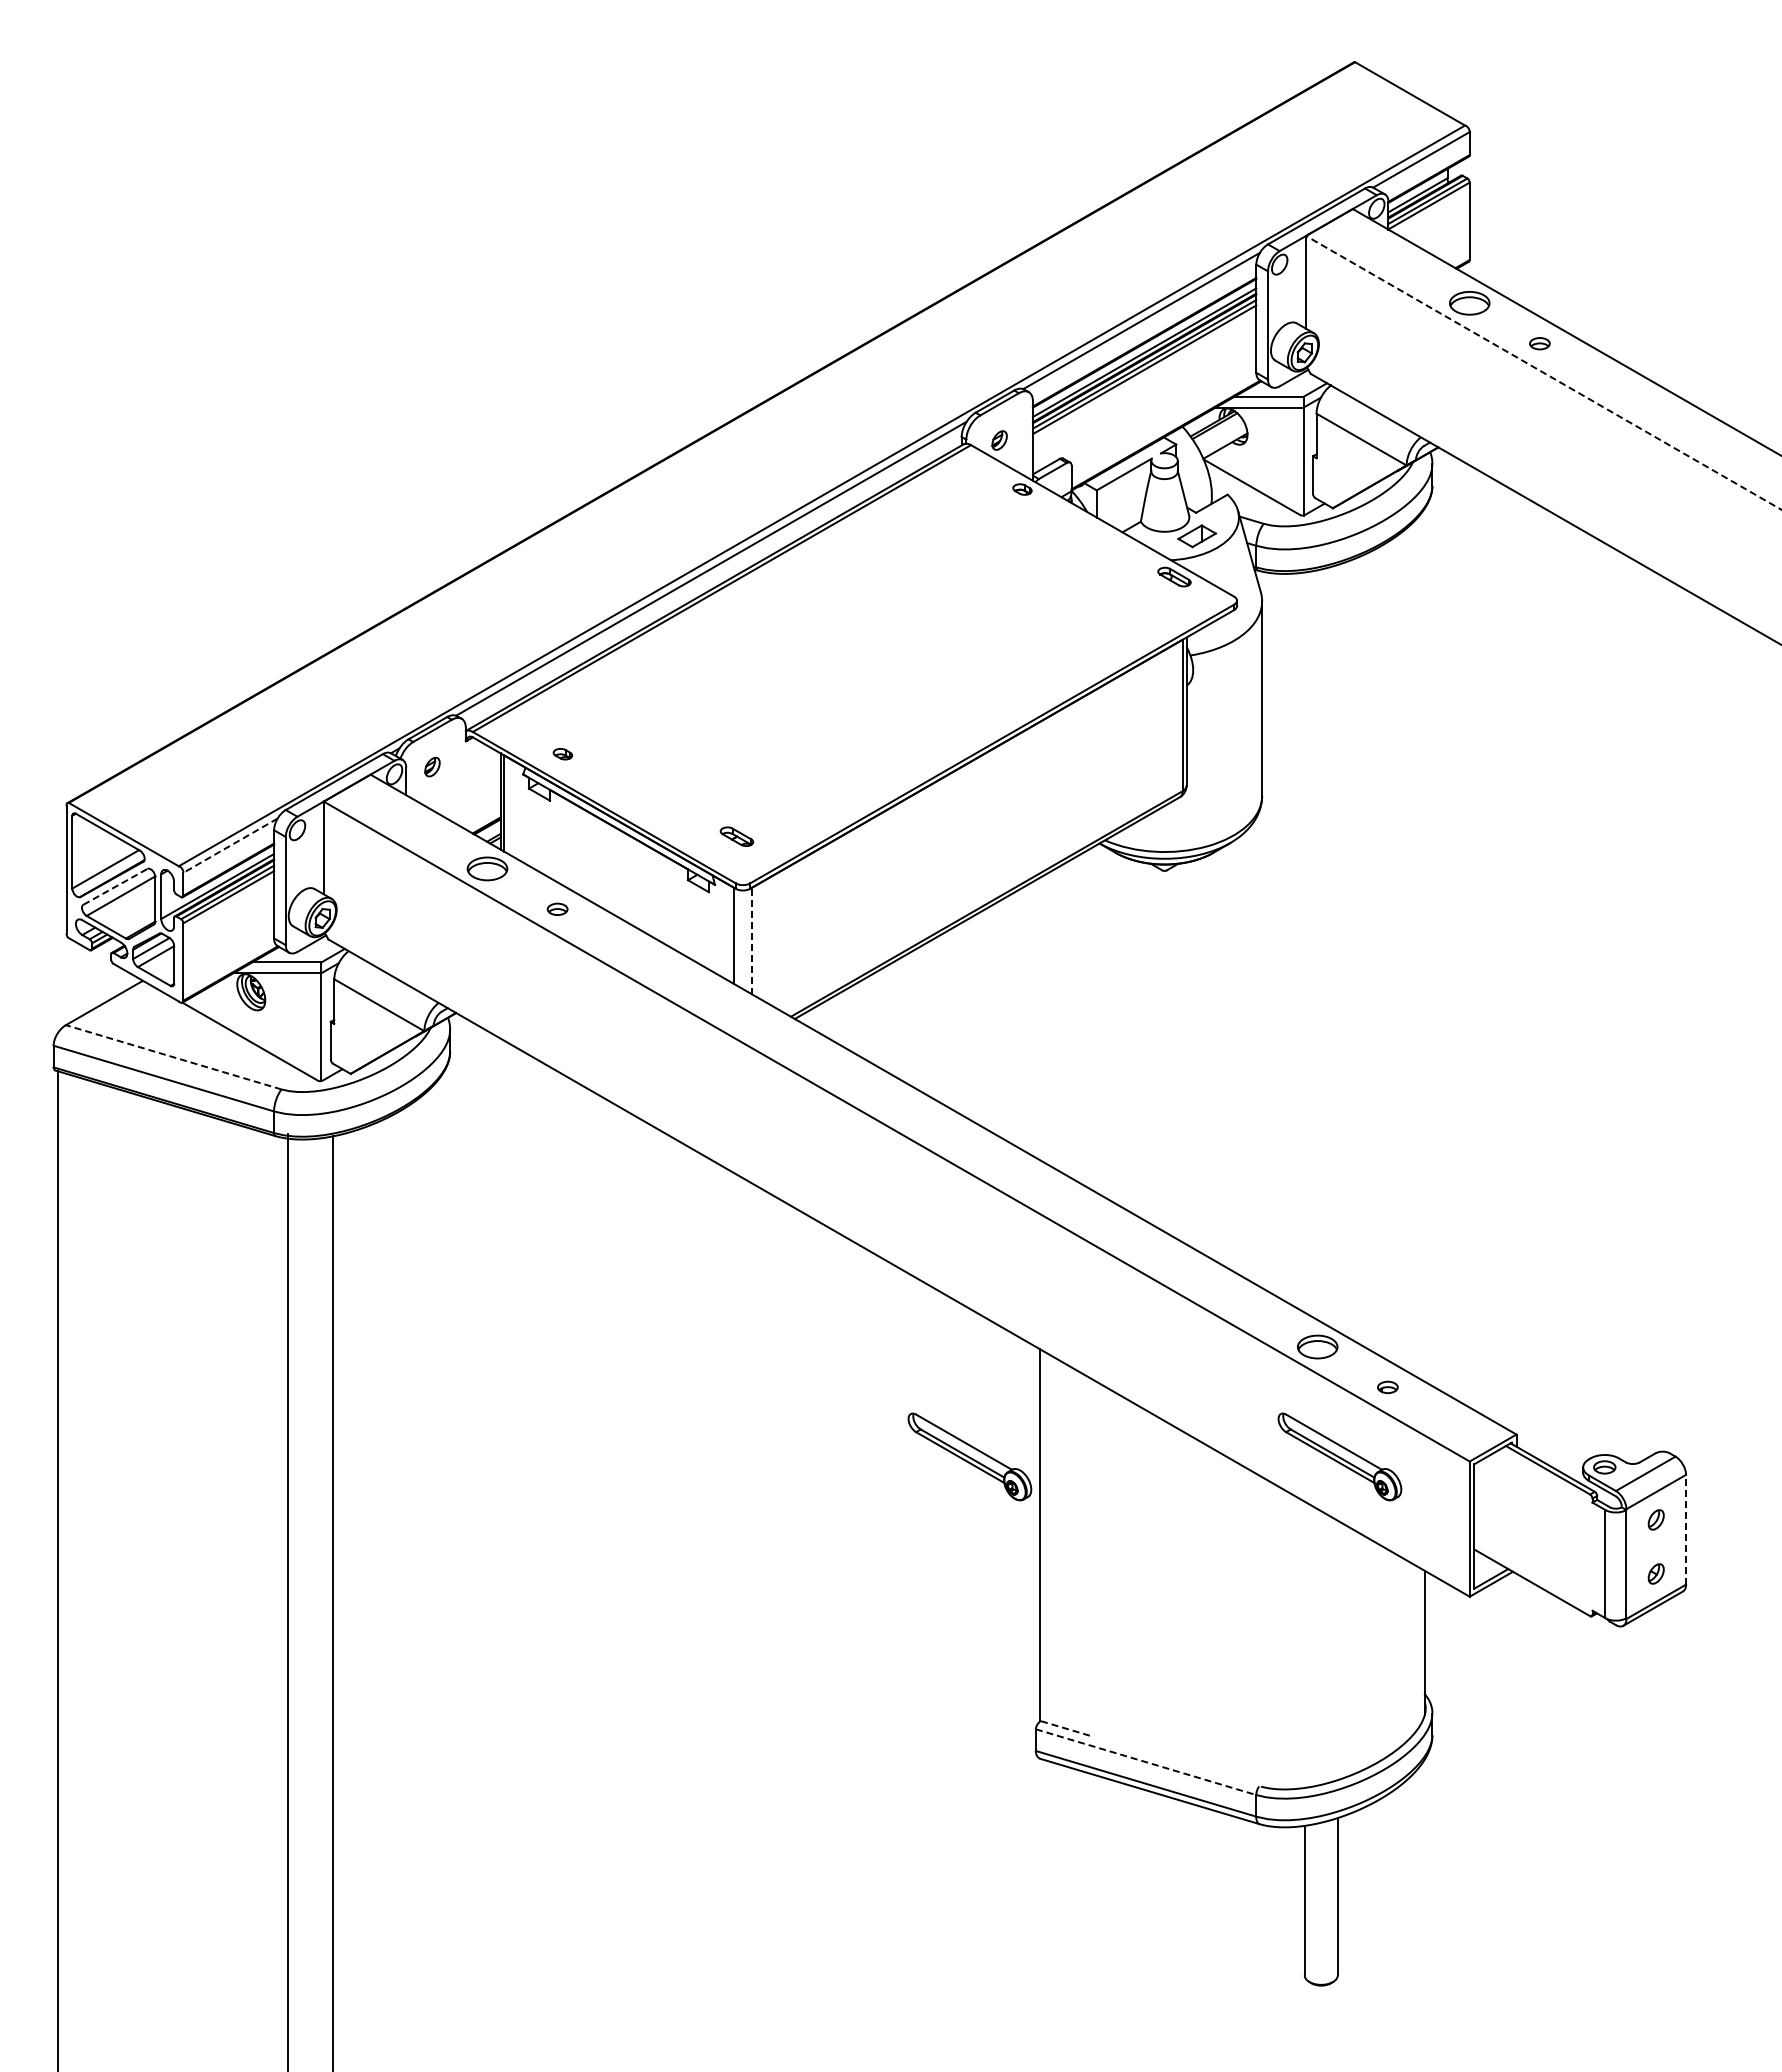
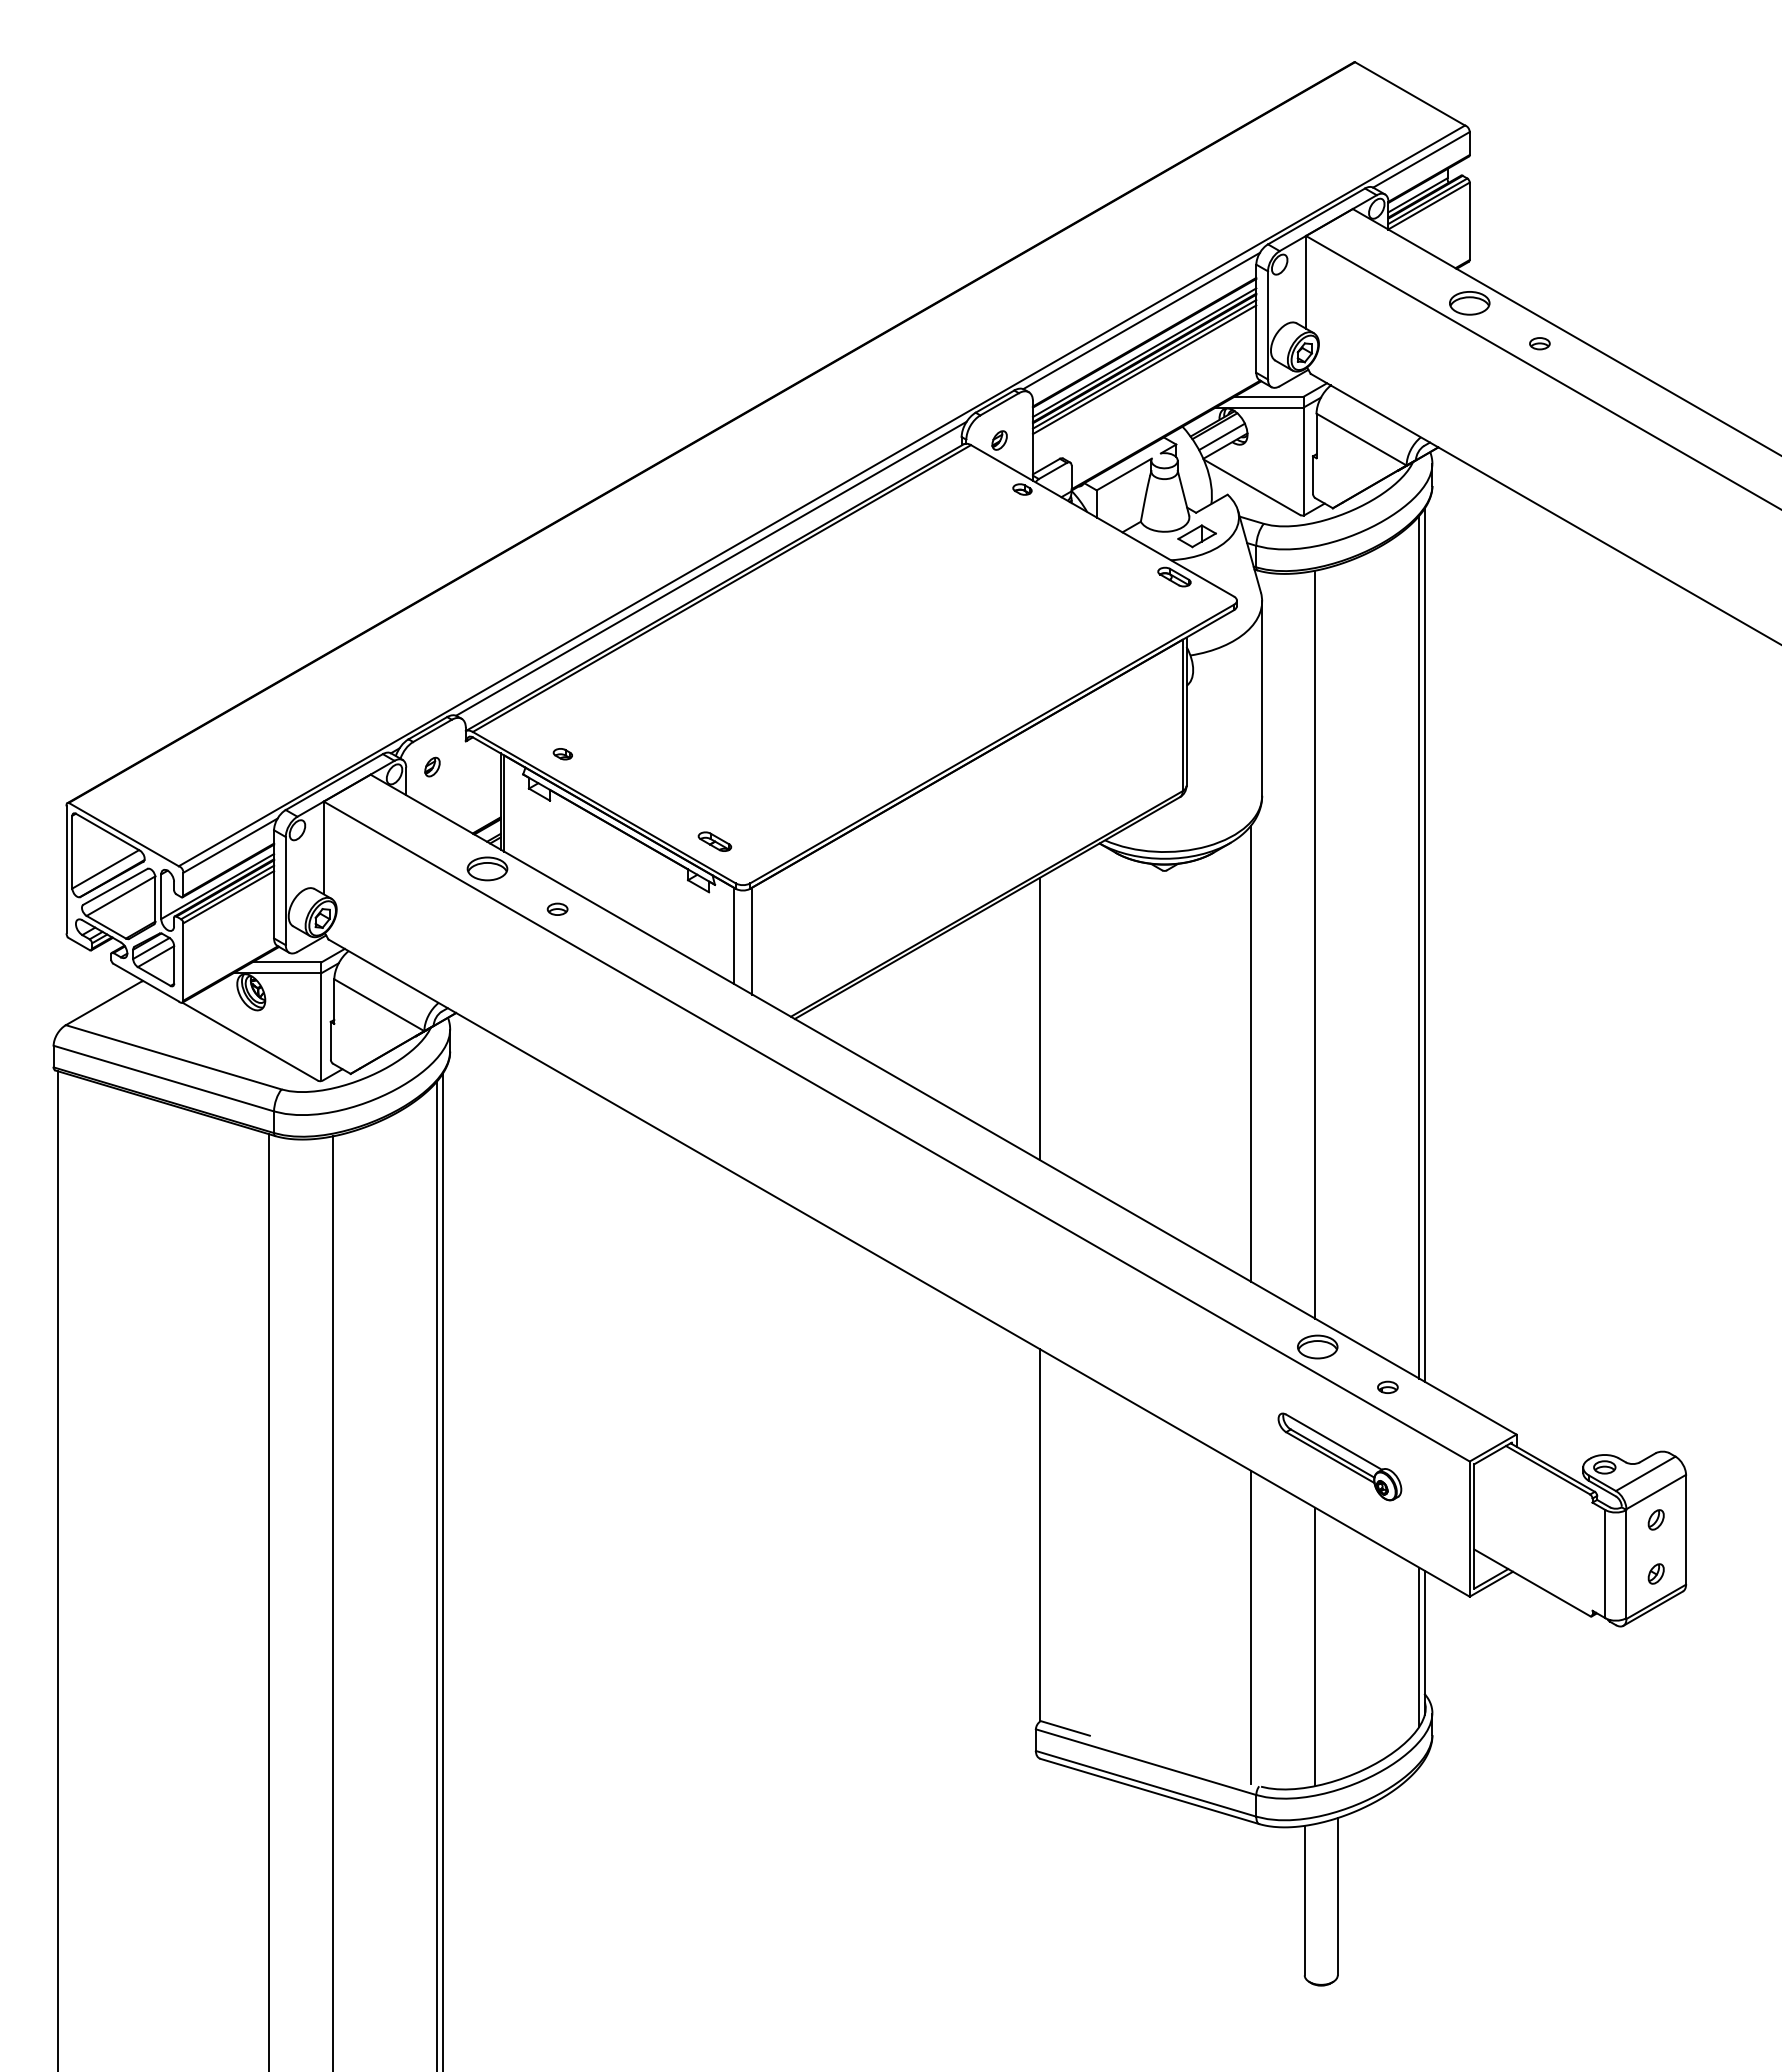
line: dashed -> solid (1543, 372)
line: none -> present (1221, 436)
part position: (736, 836) -> (714, 841) (714, 841)
line: dashed -> solid (230, 845)
line: dashed -> solid (115, 886)
line: dashed -> solid (752, 940)
line: none -> present (1315, 944)
line: none -> present (1424, 944)
line: none -> present (1419, 947)
line: none -> present (1040, 1018)
line: none -> present (1251, 1053)
line: dashed -> solid (173, 1057)
part: present -> none (969, 1456)
line: dashed -> solid (1686, 1529)
line: none -> present (442, 1570)
line: none -> present (436, 1574)
line position: (287, 1601) -> (268, 1601) (268, 1601)
line: none -> present (1251, 1627)
line: none -> present (1315, 1646)
line: none -> present (1419, 1647)
line: dashed -> solid (1065, 1728)
line: dashed -> solid (1146, 1762)
